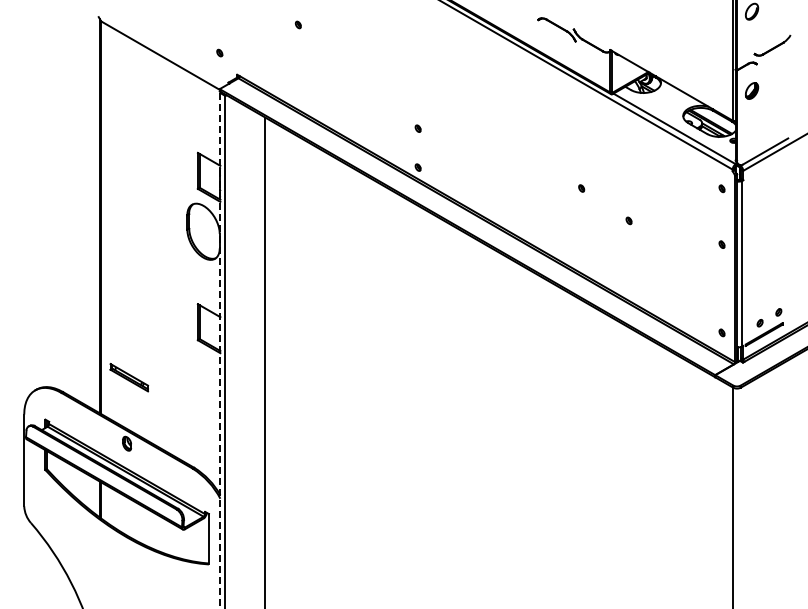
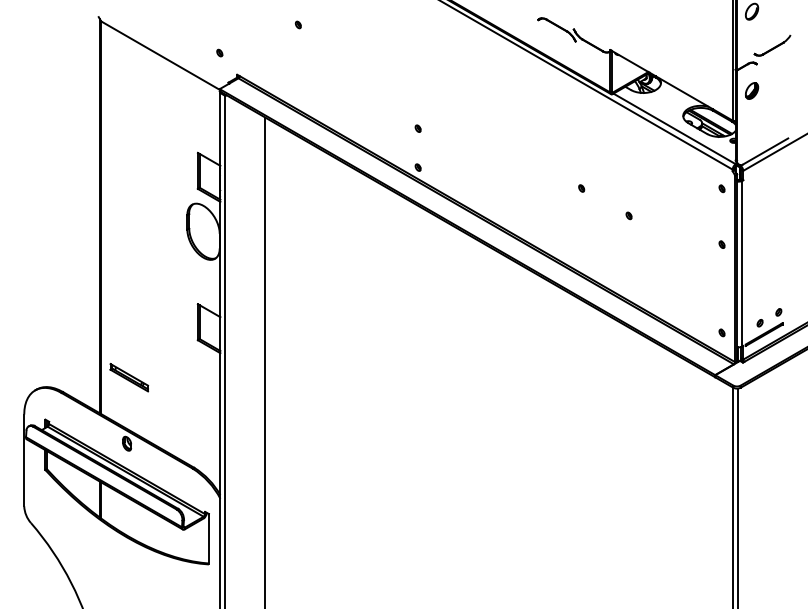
part position: (628, 220) -> (628, 215) (628, 215)
line: dashed -> solid (220, 350)
line: none -> present (738, 496)
